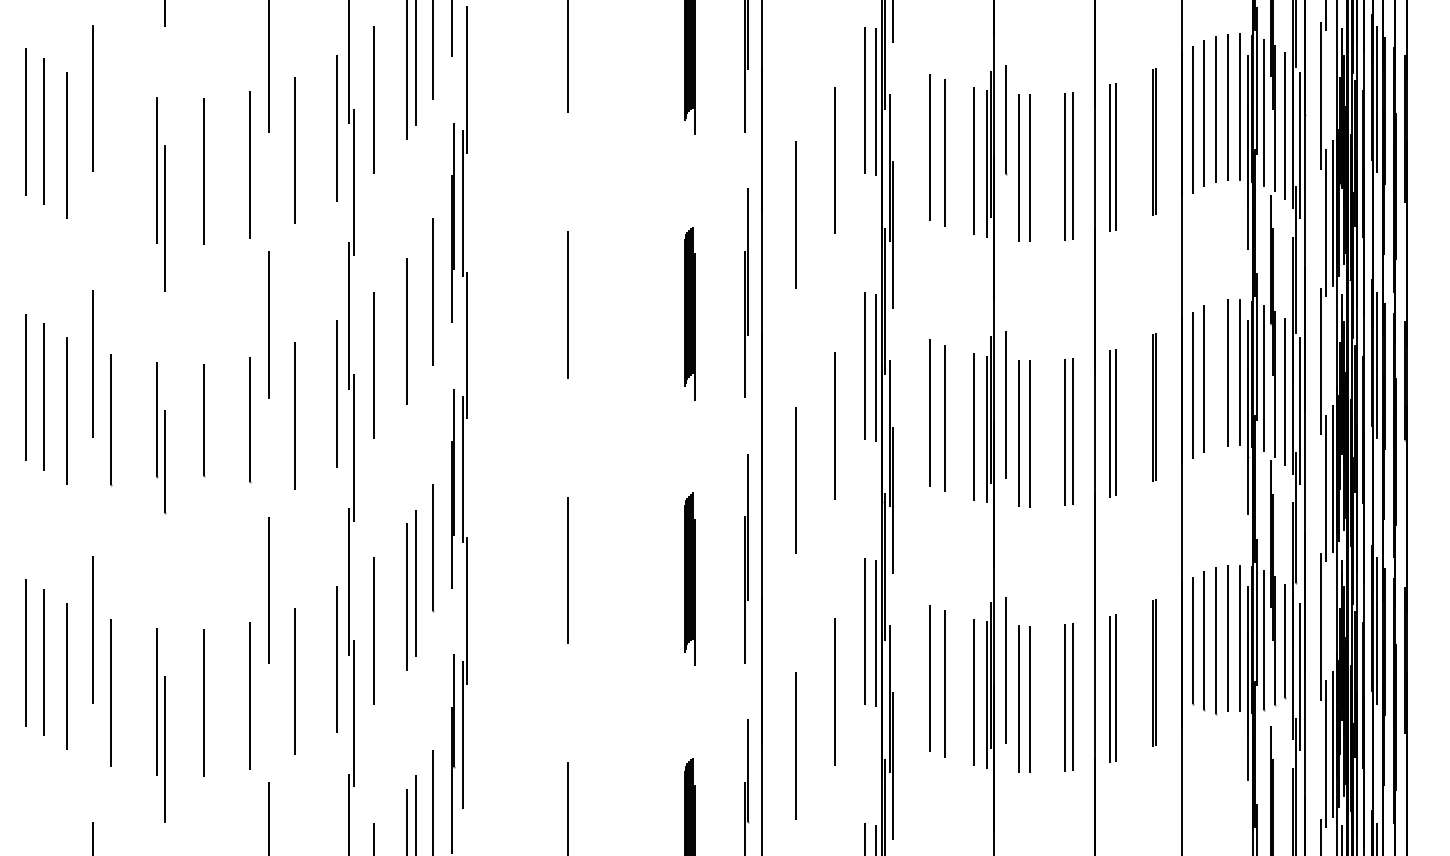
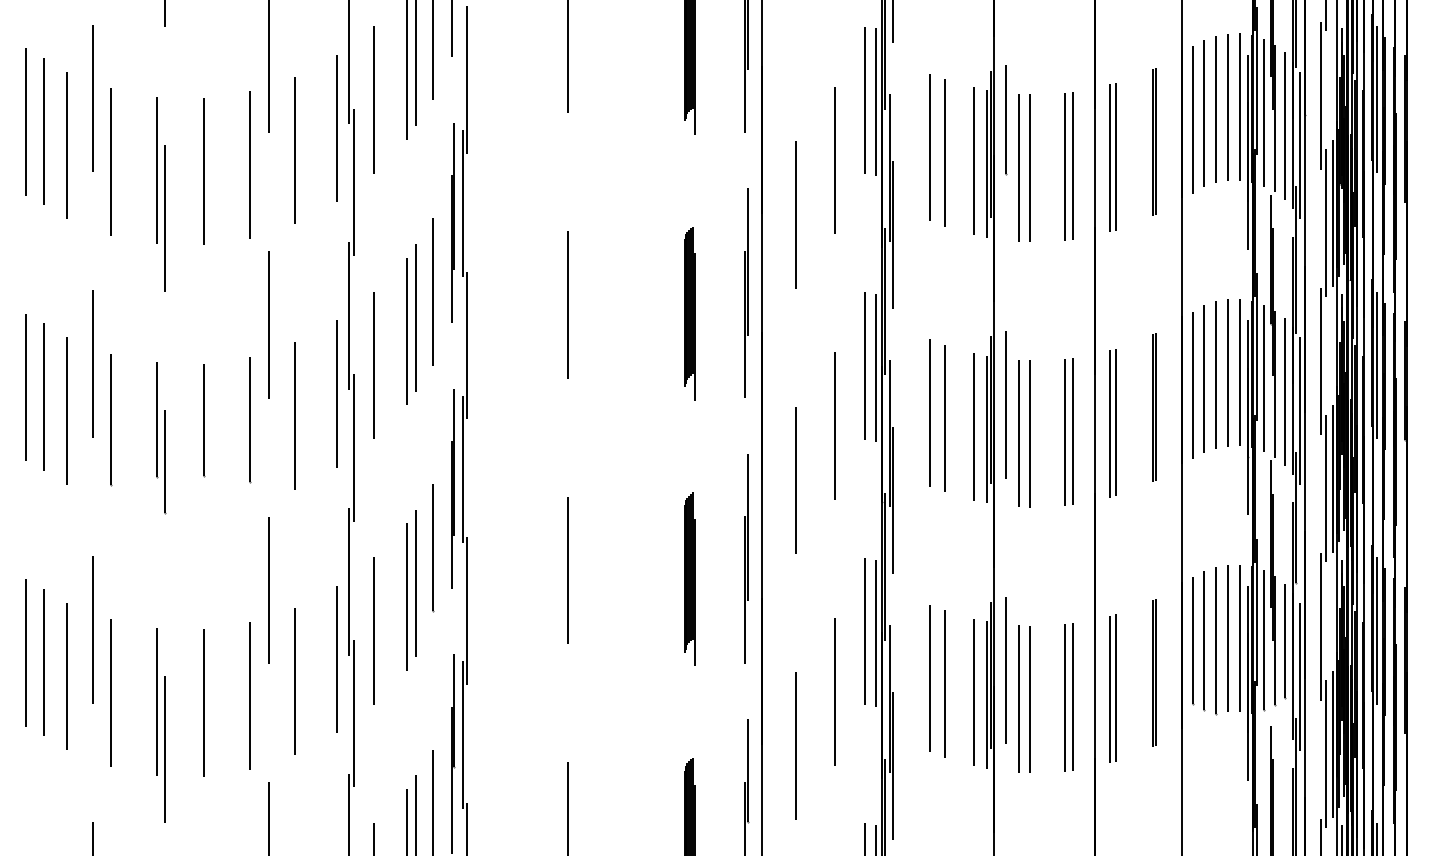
line: none -> present (110, 161)
line: none -> present (416, 317)
line: none -> present (1215, 374)
line: none -> present (467, 827)
